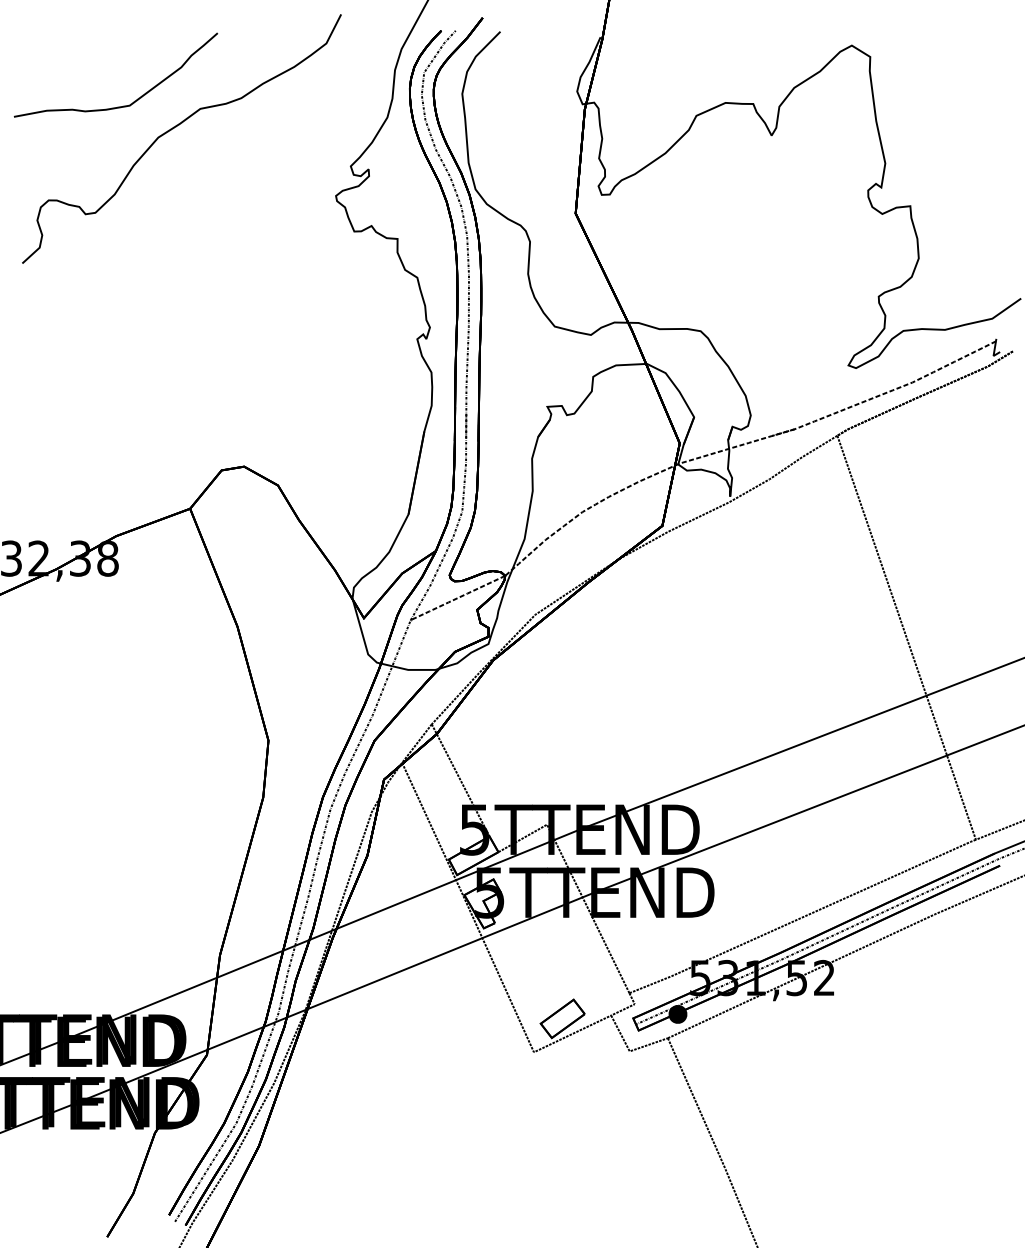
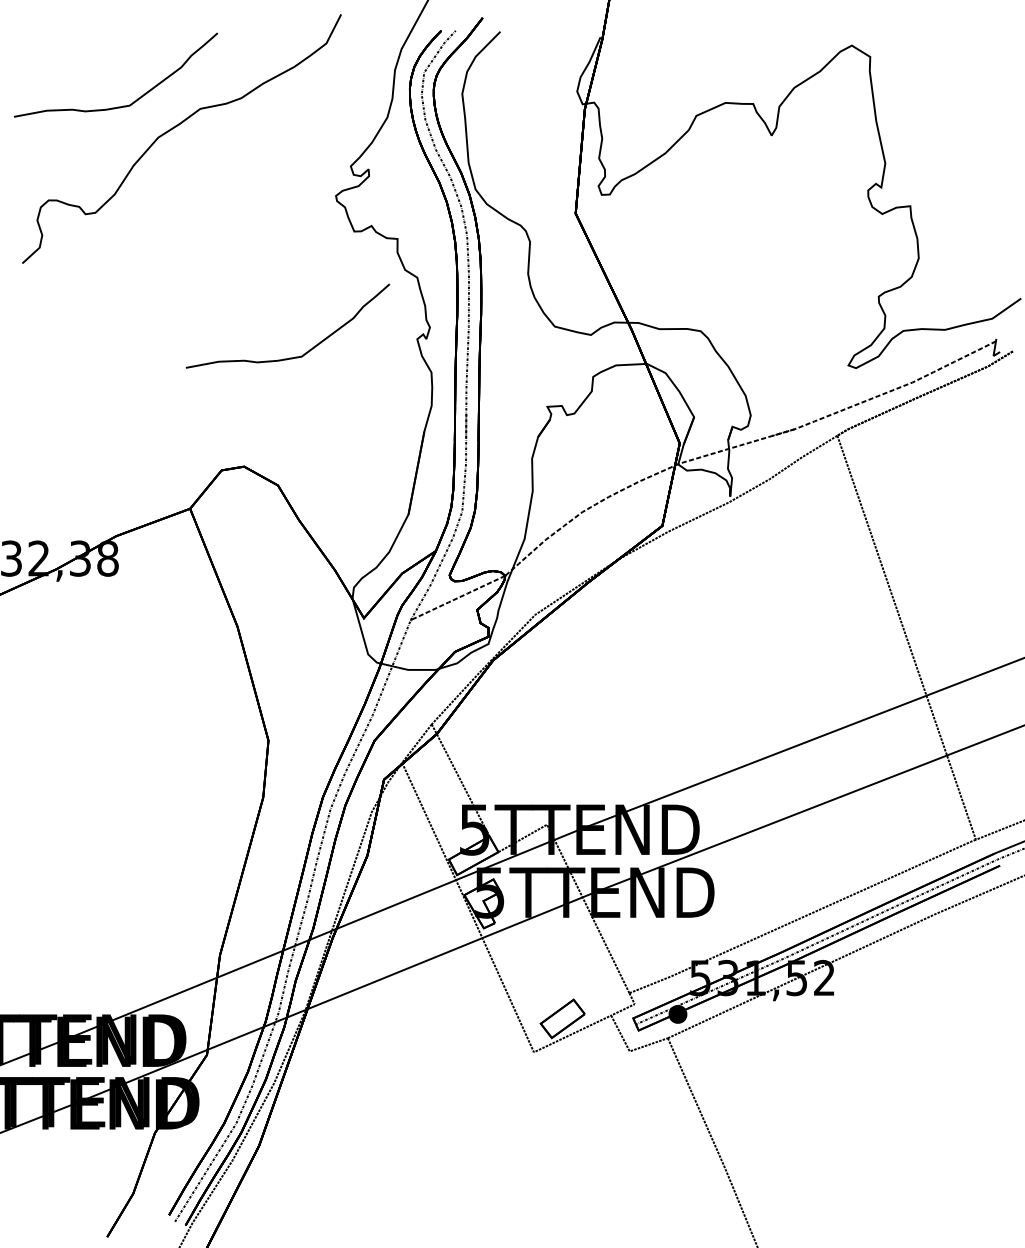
curve: none -> present (295, 356)
